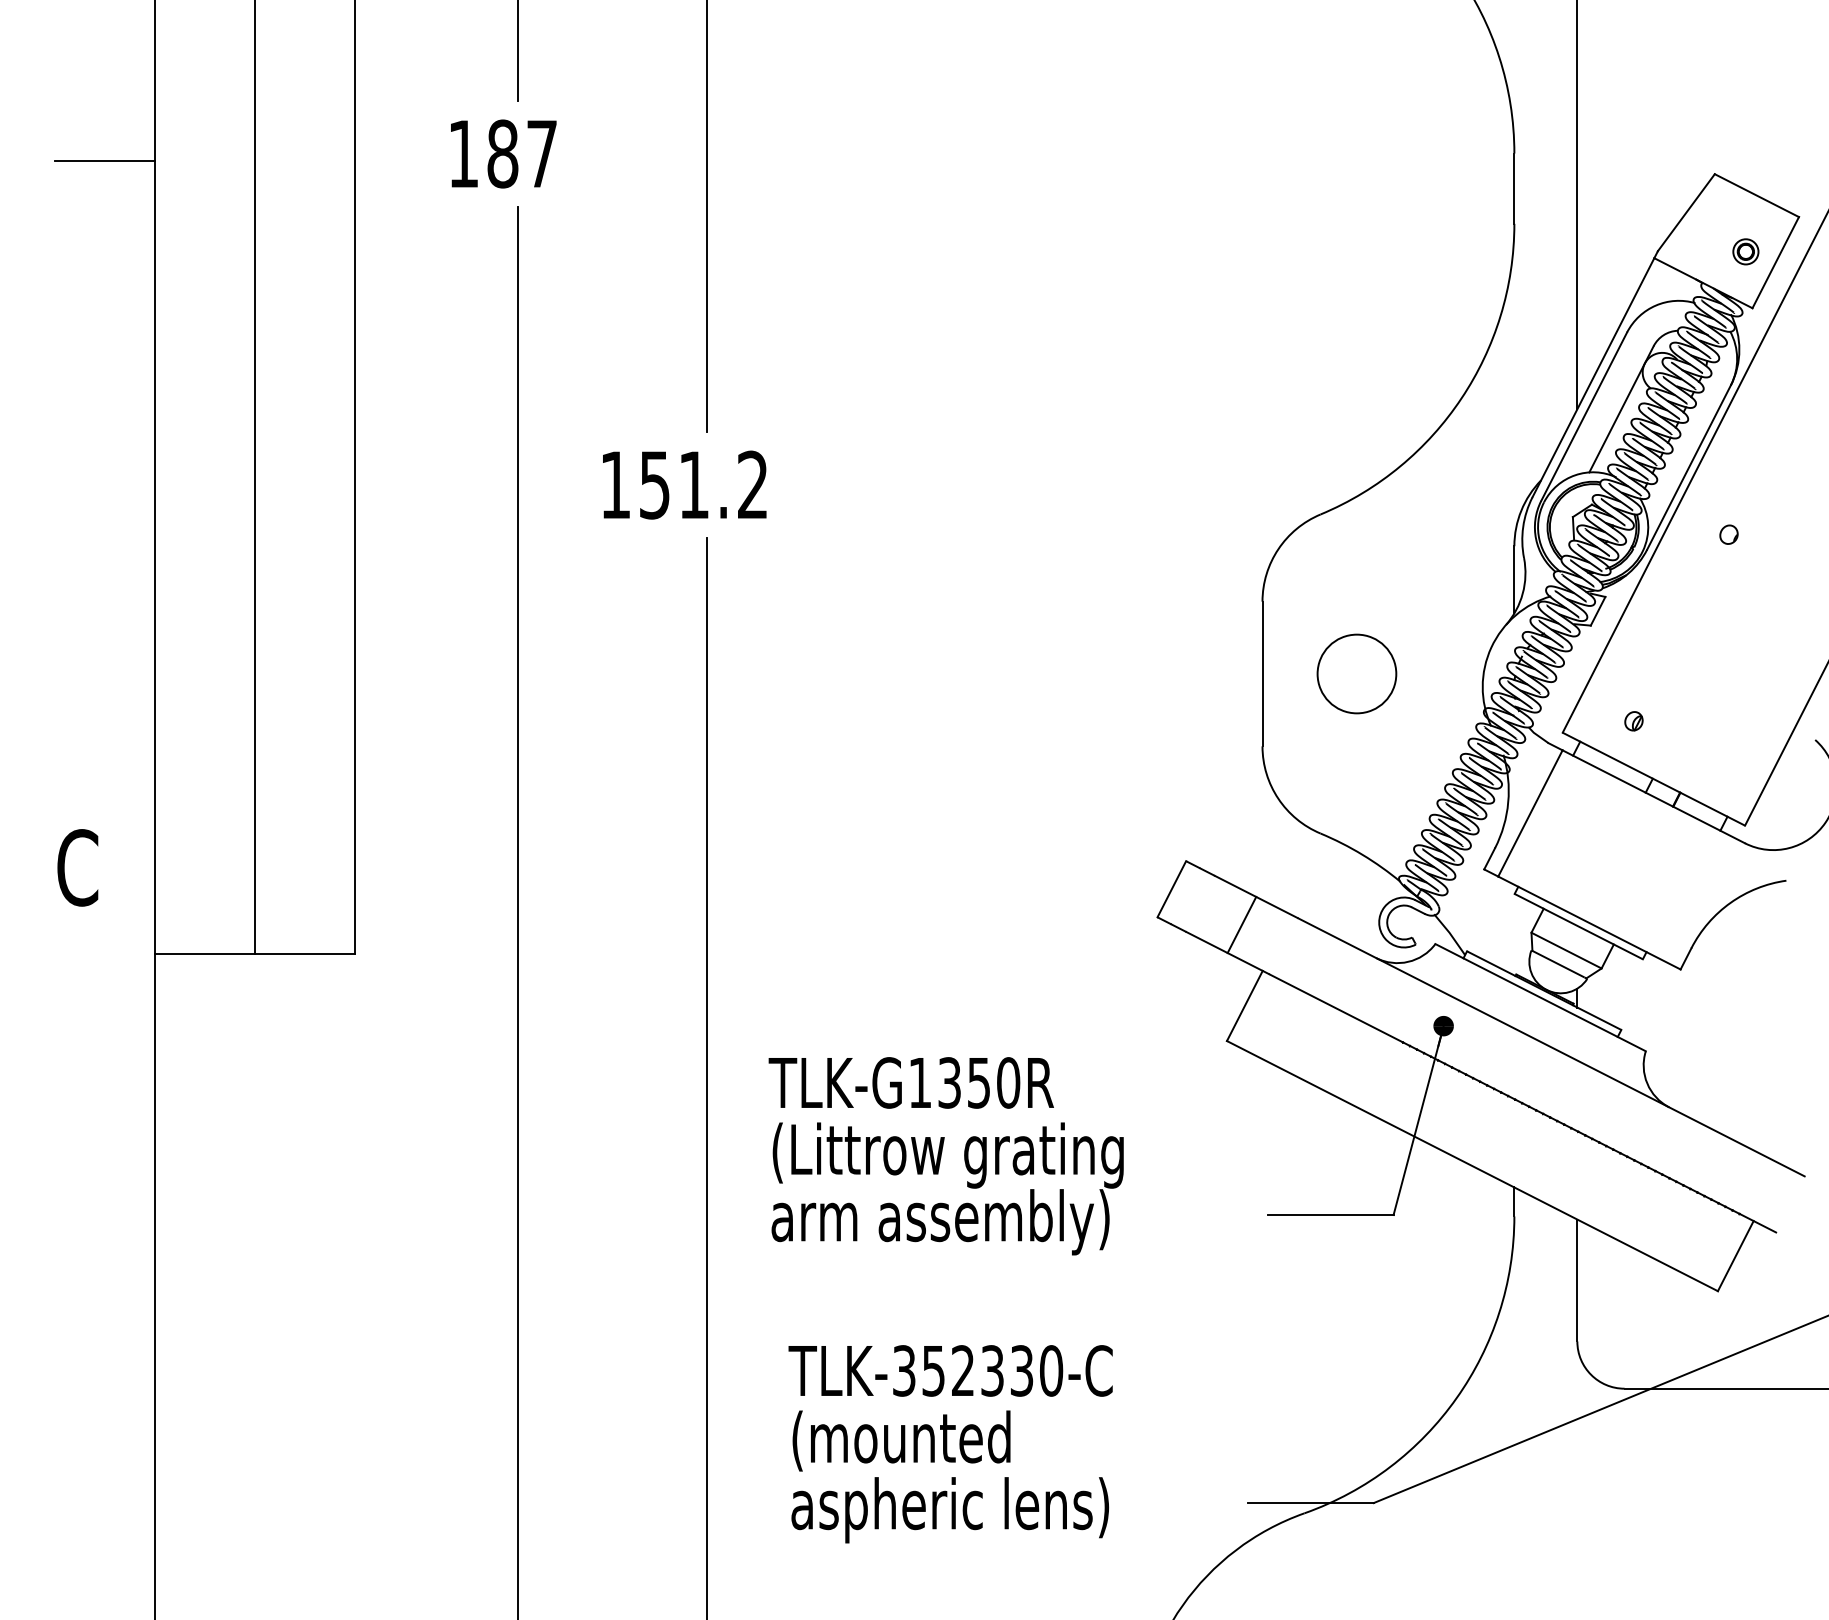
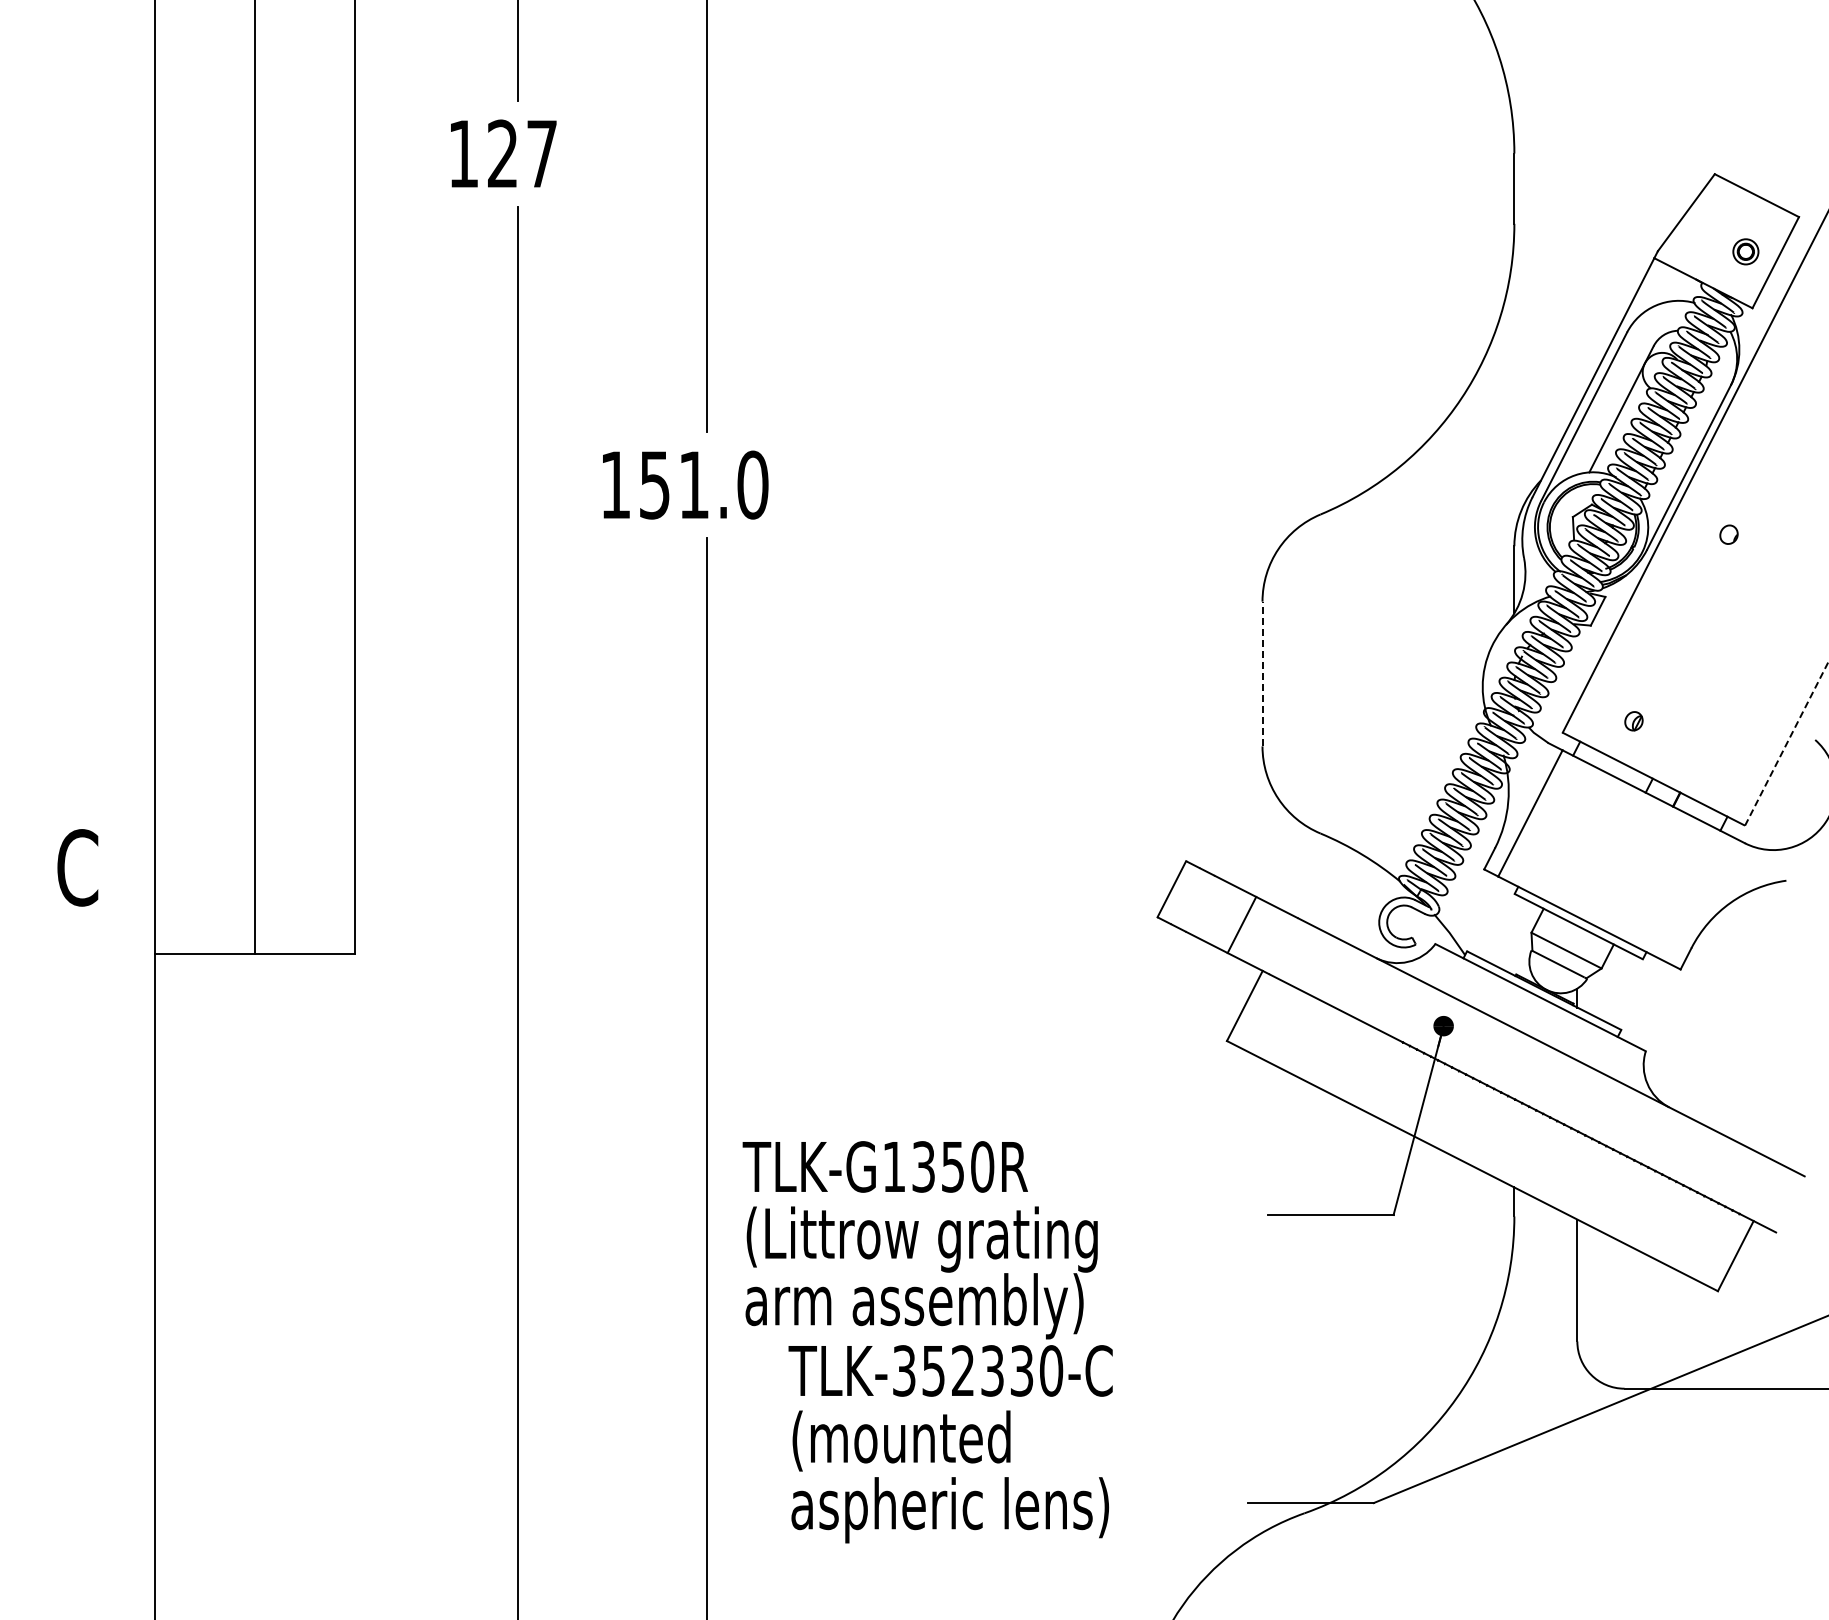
text: 187 -> 127 (502, 153)
line: present -> none (104, 160)
line: present -> none (1577, 205)
text: 151.2 -> 151.0 (752, 484)
line: solid -> dashed (1262, 673)
circle: present -> none (1356, 673)
line: solid -> dashed (1787, 742)
text position: (945, 1156) -> (919, 1240) (919, 1240)
